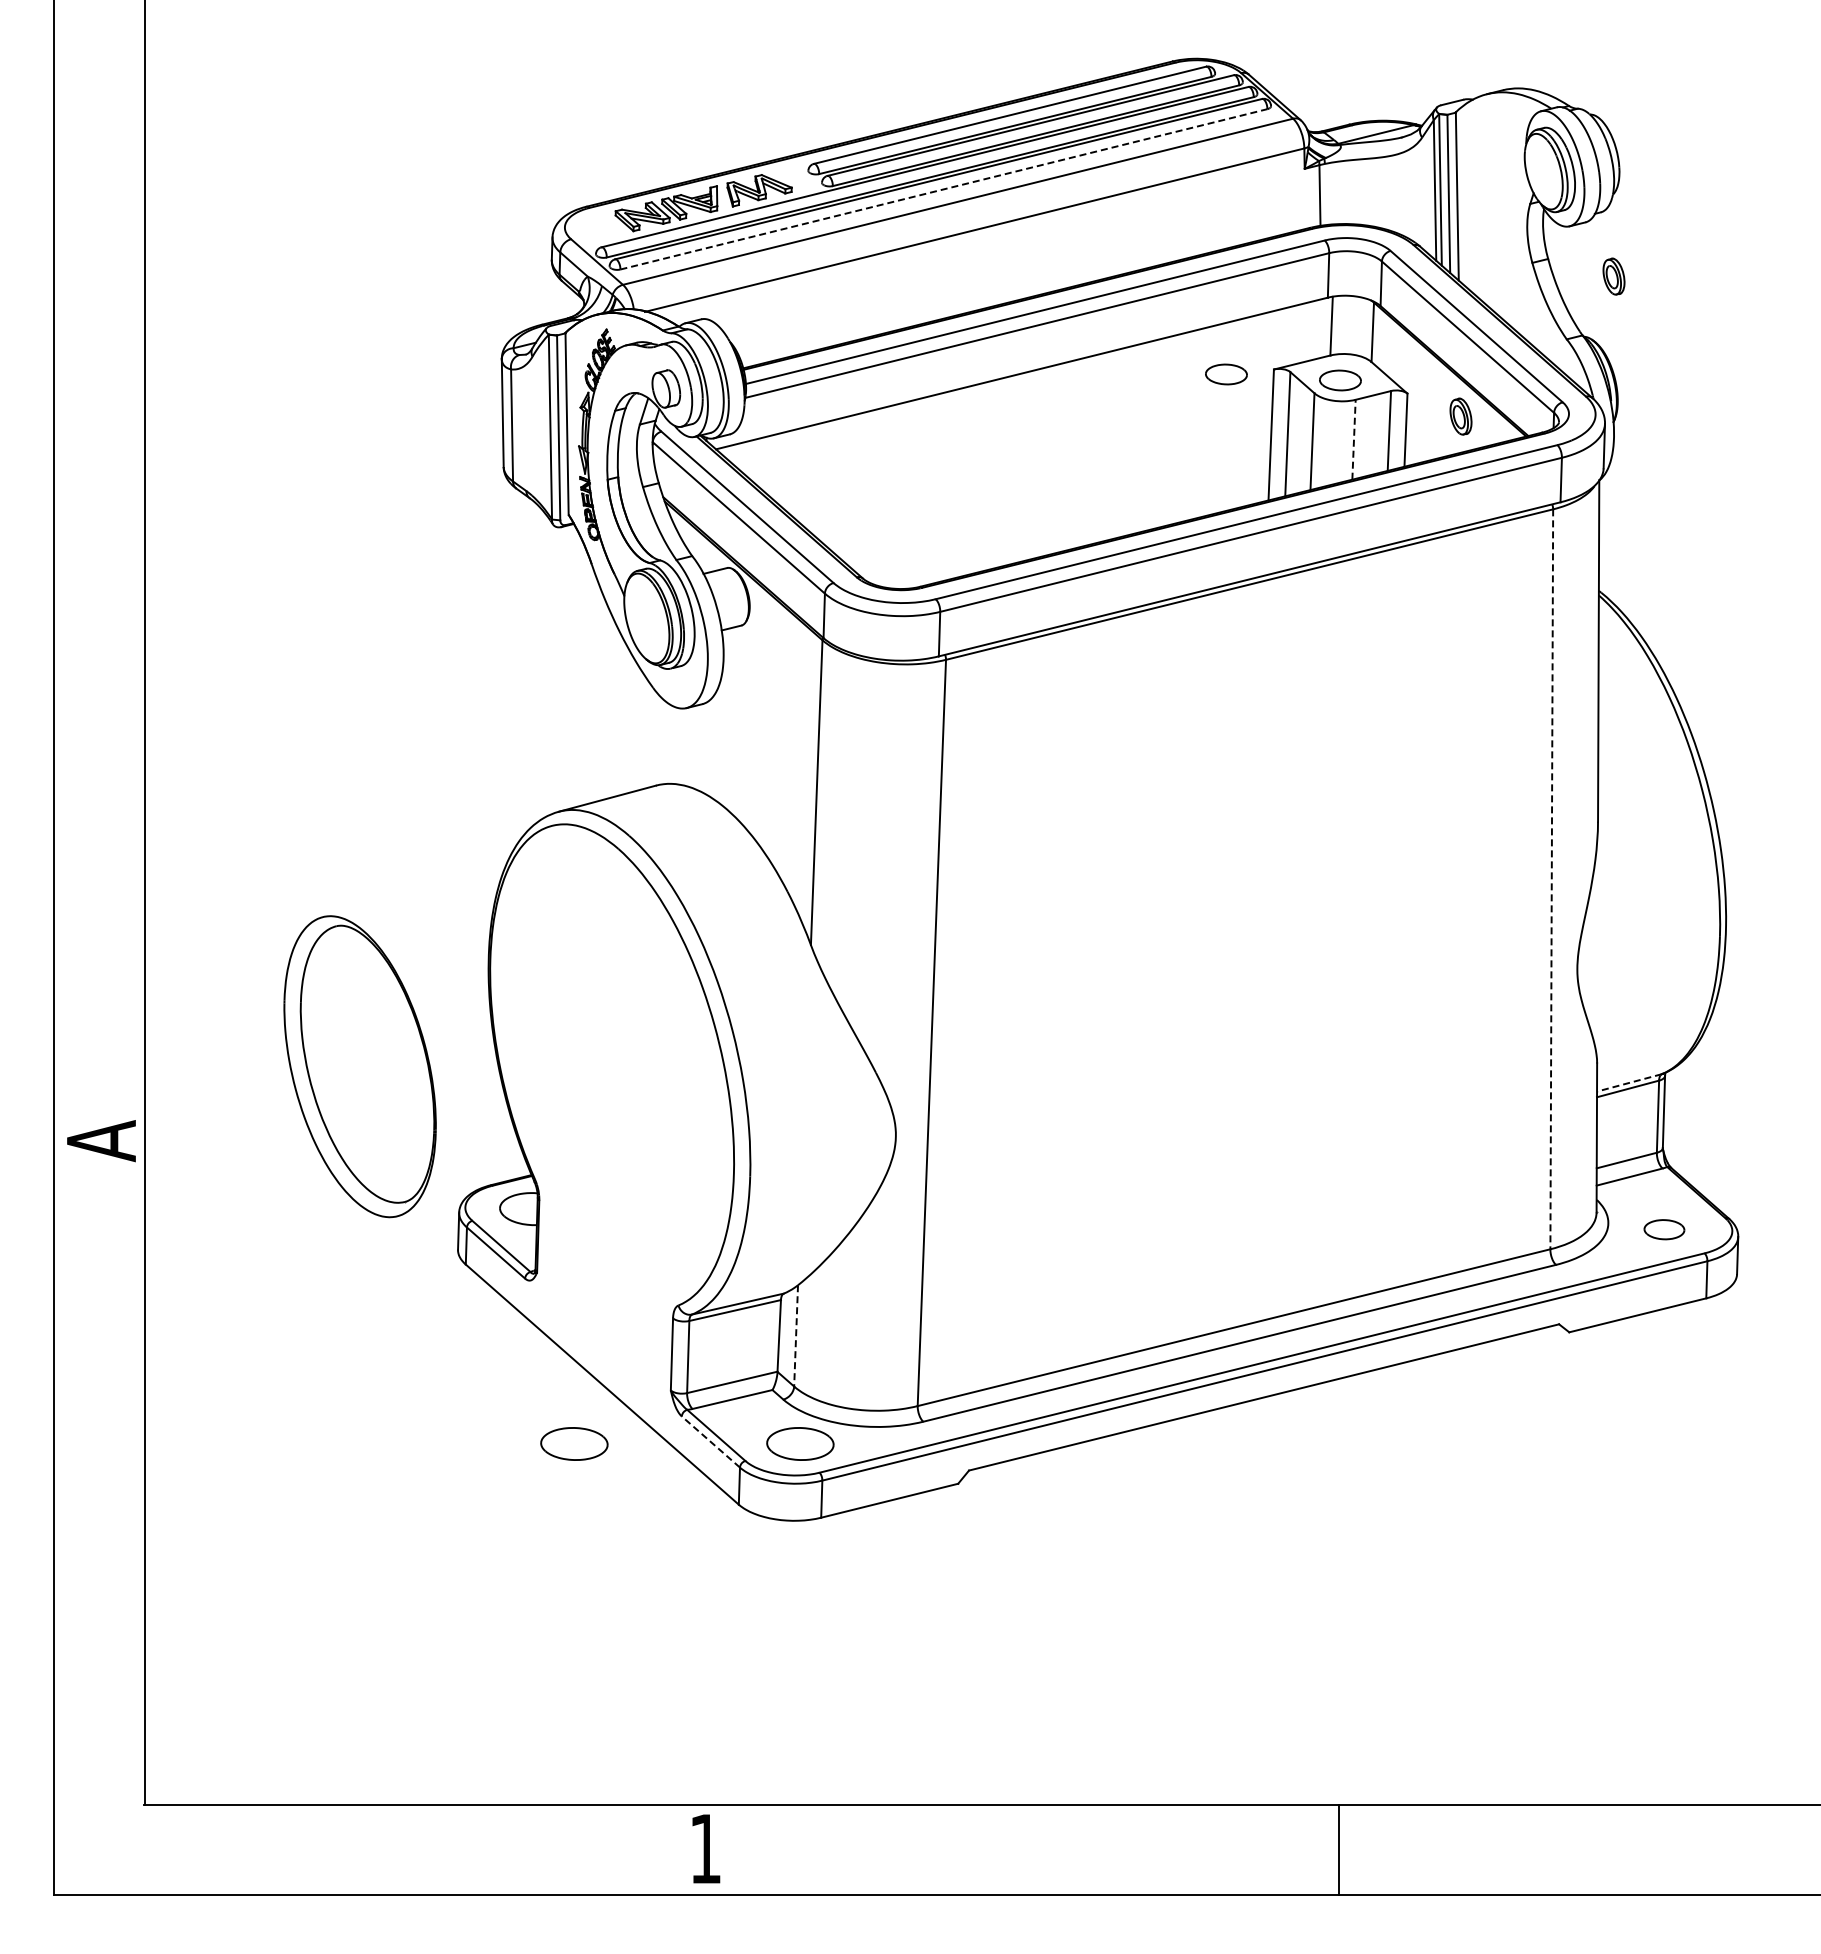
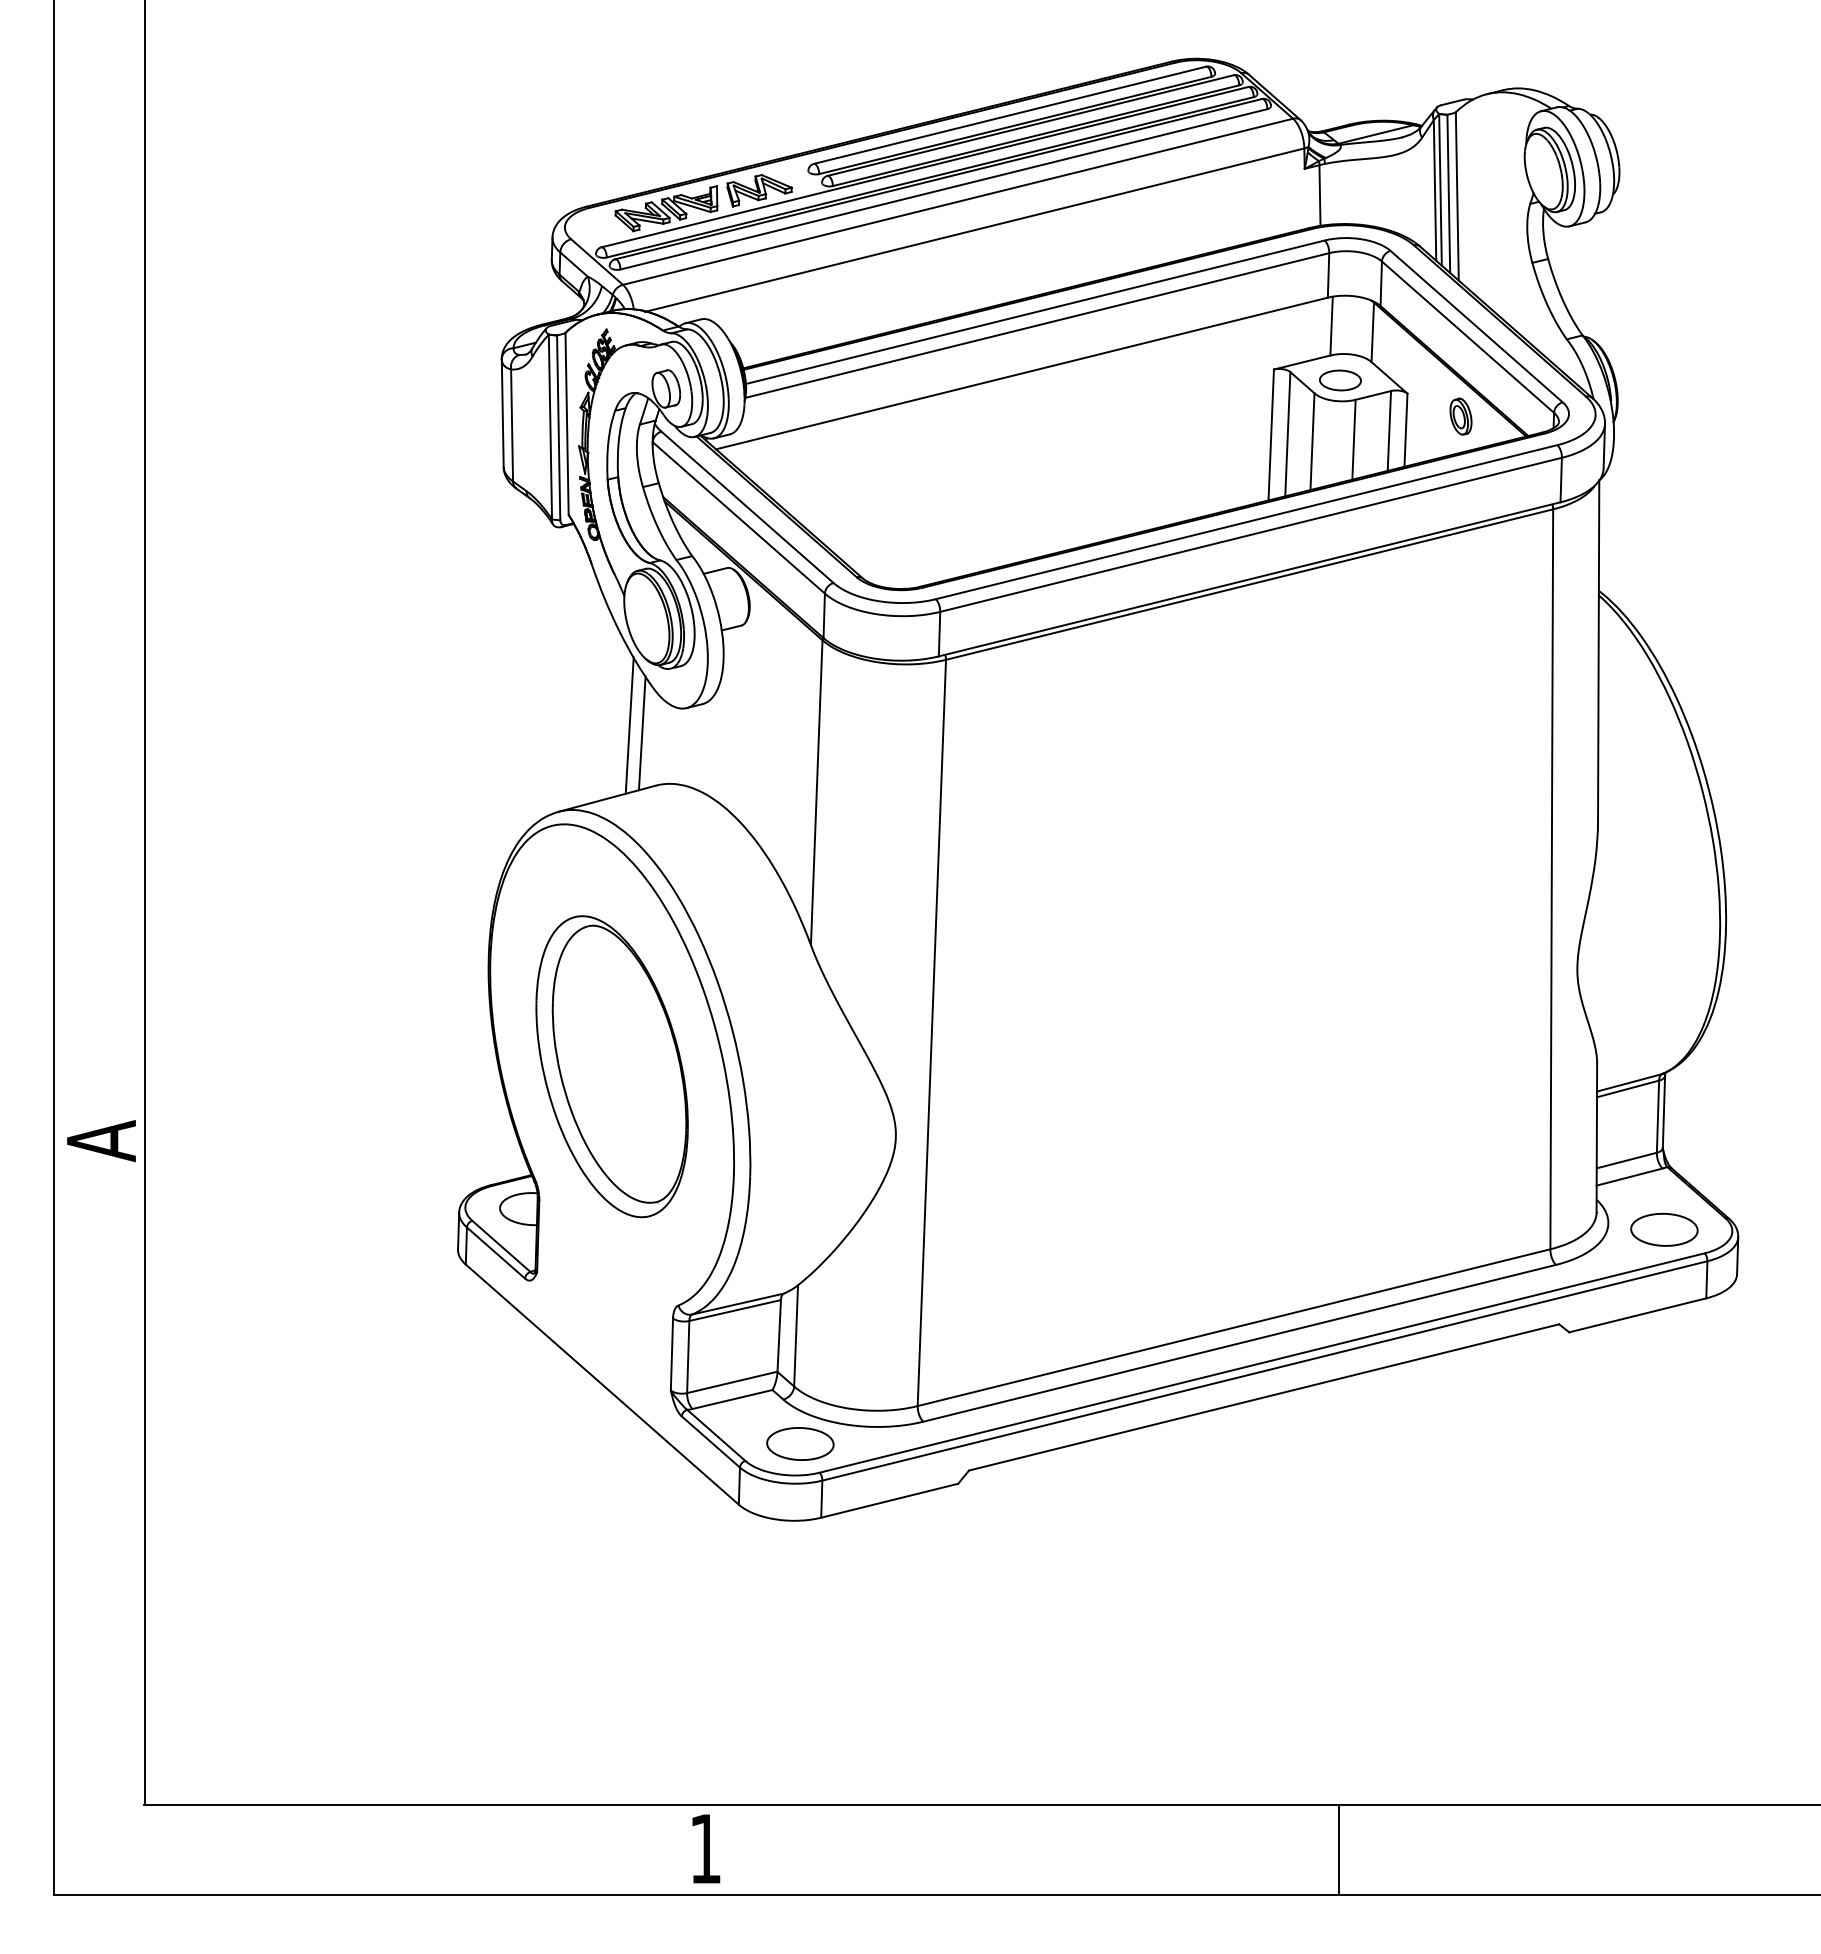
line: dashed -> solid (944, 189)
part: present -> none (1613, 276)
part: present -> none (1226, 374)
line: dashed -> solid (1354, 439)
line: none -> present (629, 725)
line: none -> present (641, 733)
line: dashed -> solid (1551, 879)
part position: (359, 1066) -> (611, 1066) (611, 1066)
line: dashed -> solid (1629, 1082)
part size: 43x22 px -> 69x35 px (1664, 1229)
line: dashed -> solid (796, 1335)
line: dashed -> solid (710, 1442)
part: present -> none (574, 1443)
